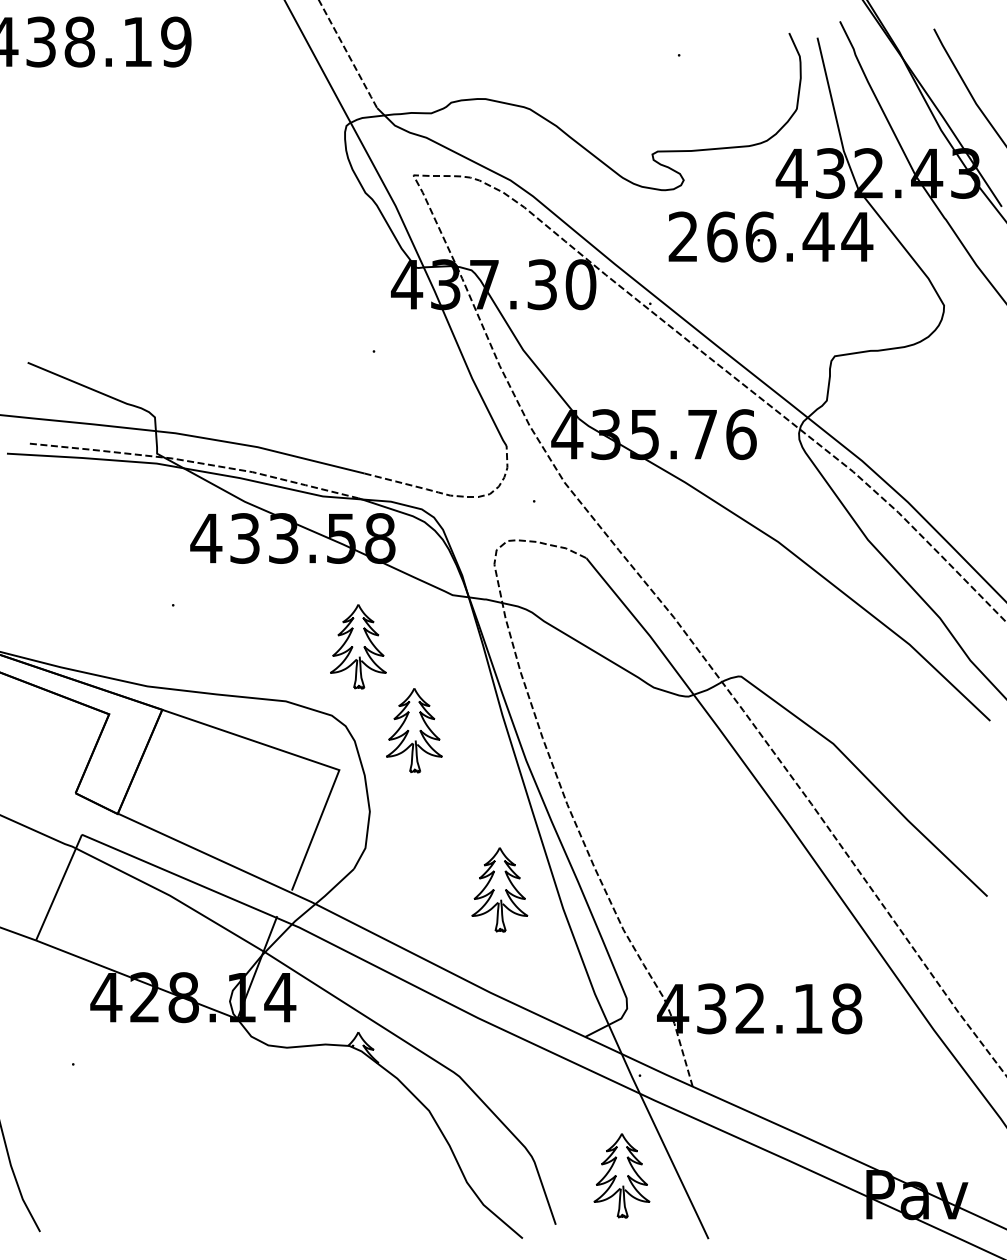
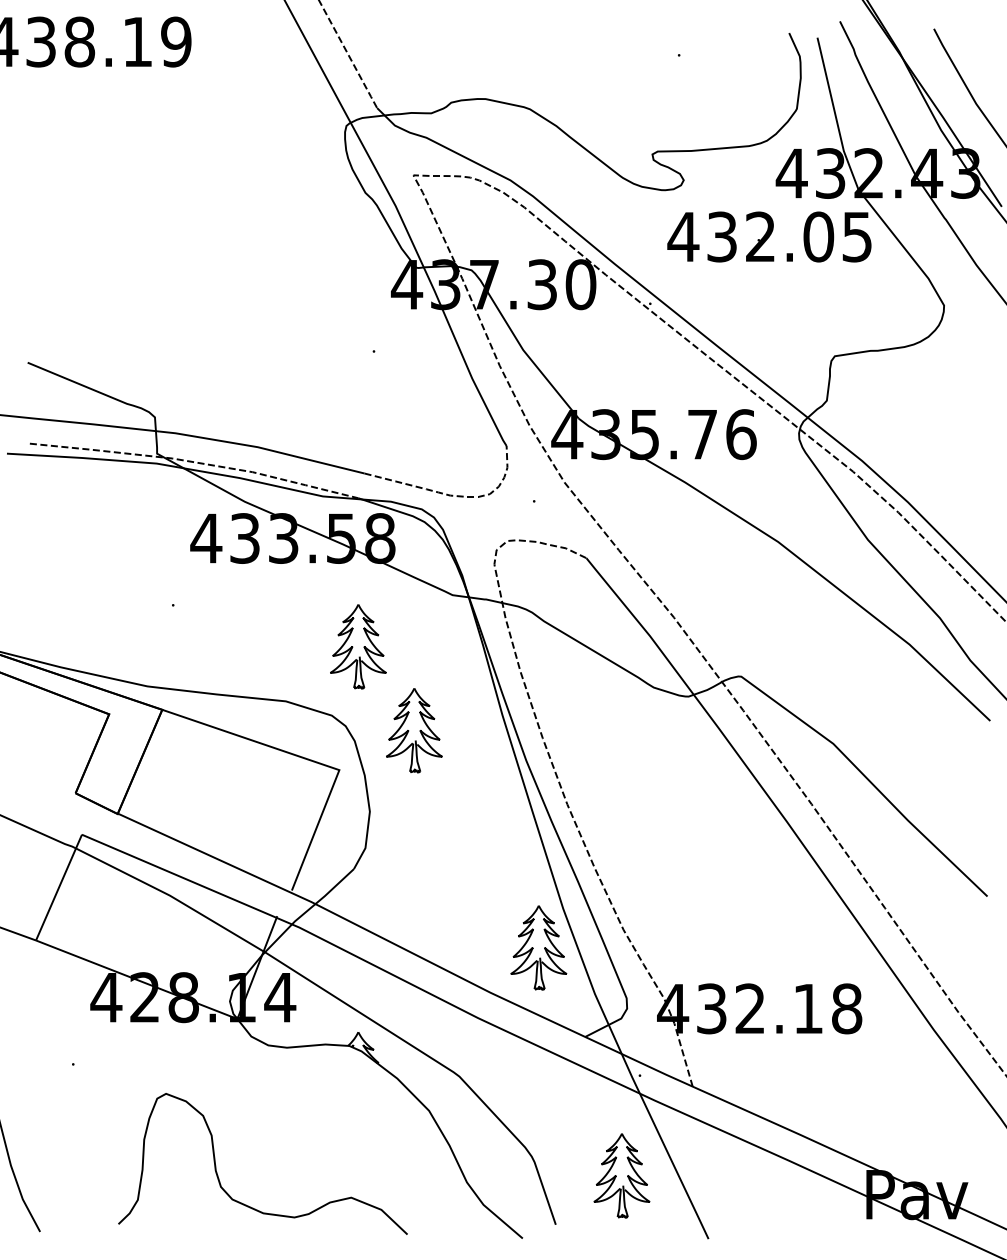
text: 266.44 -> 432.05 (770, 236)
part position: (499, 889) -> (538, 947) (538, 947)
curve: none -> present (244, 1203)
